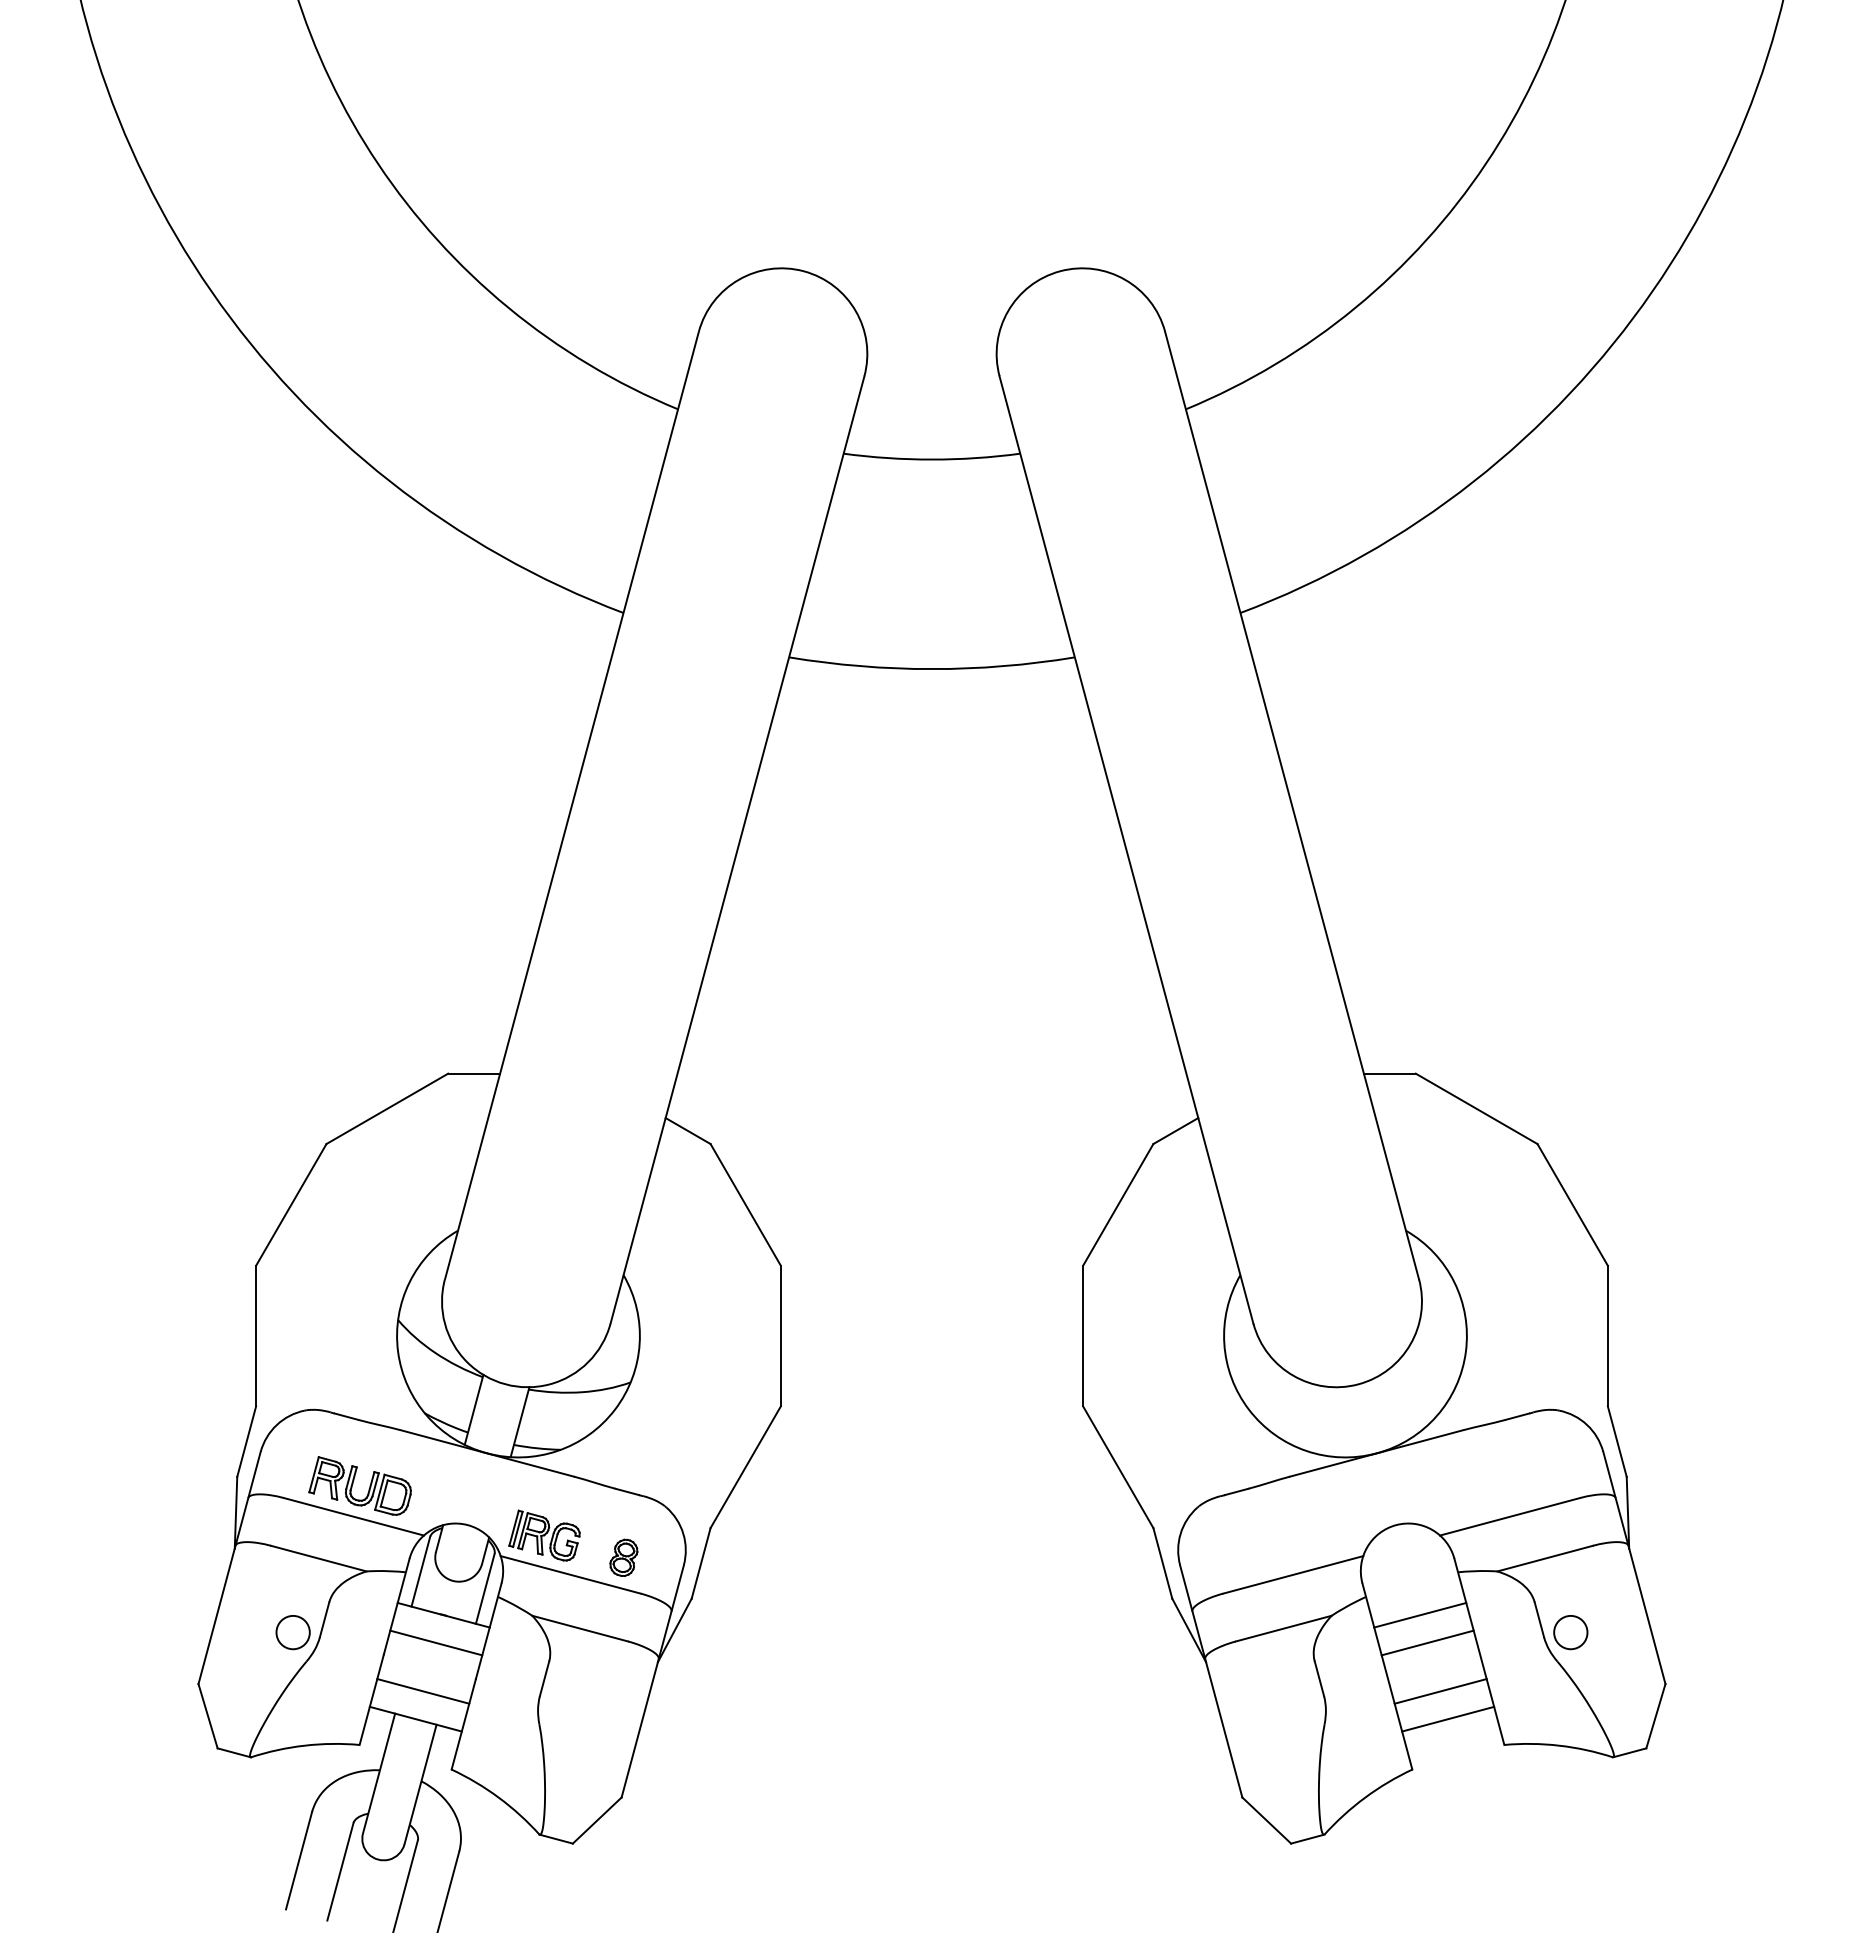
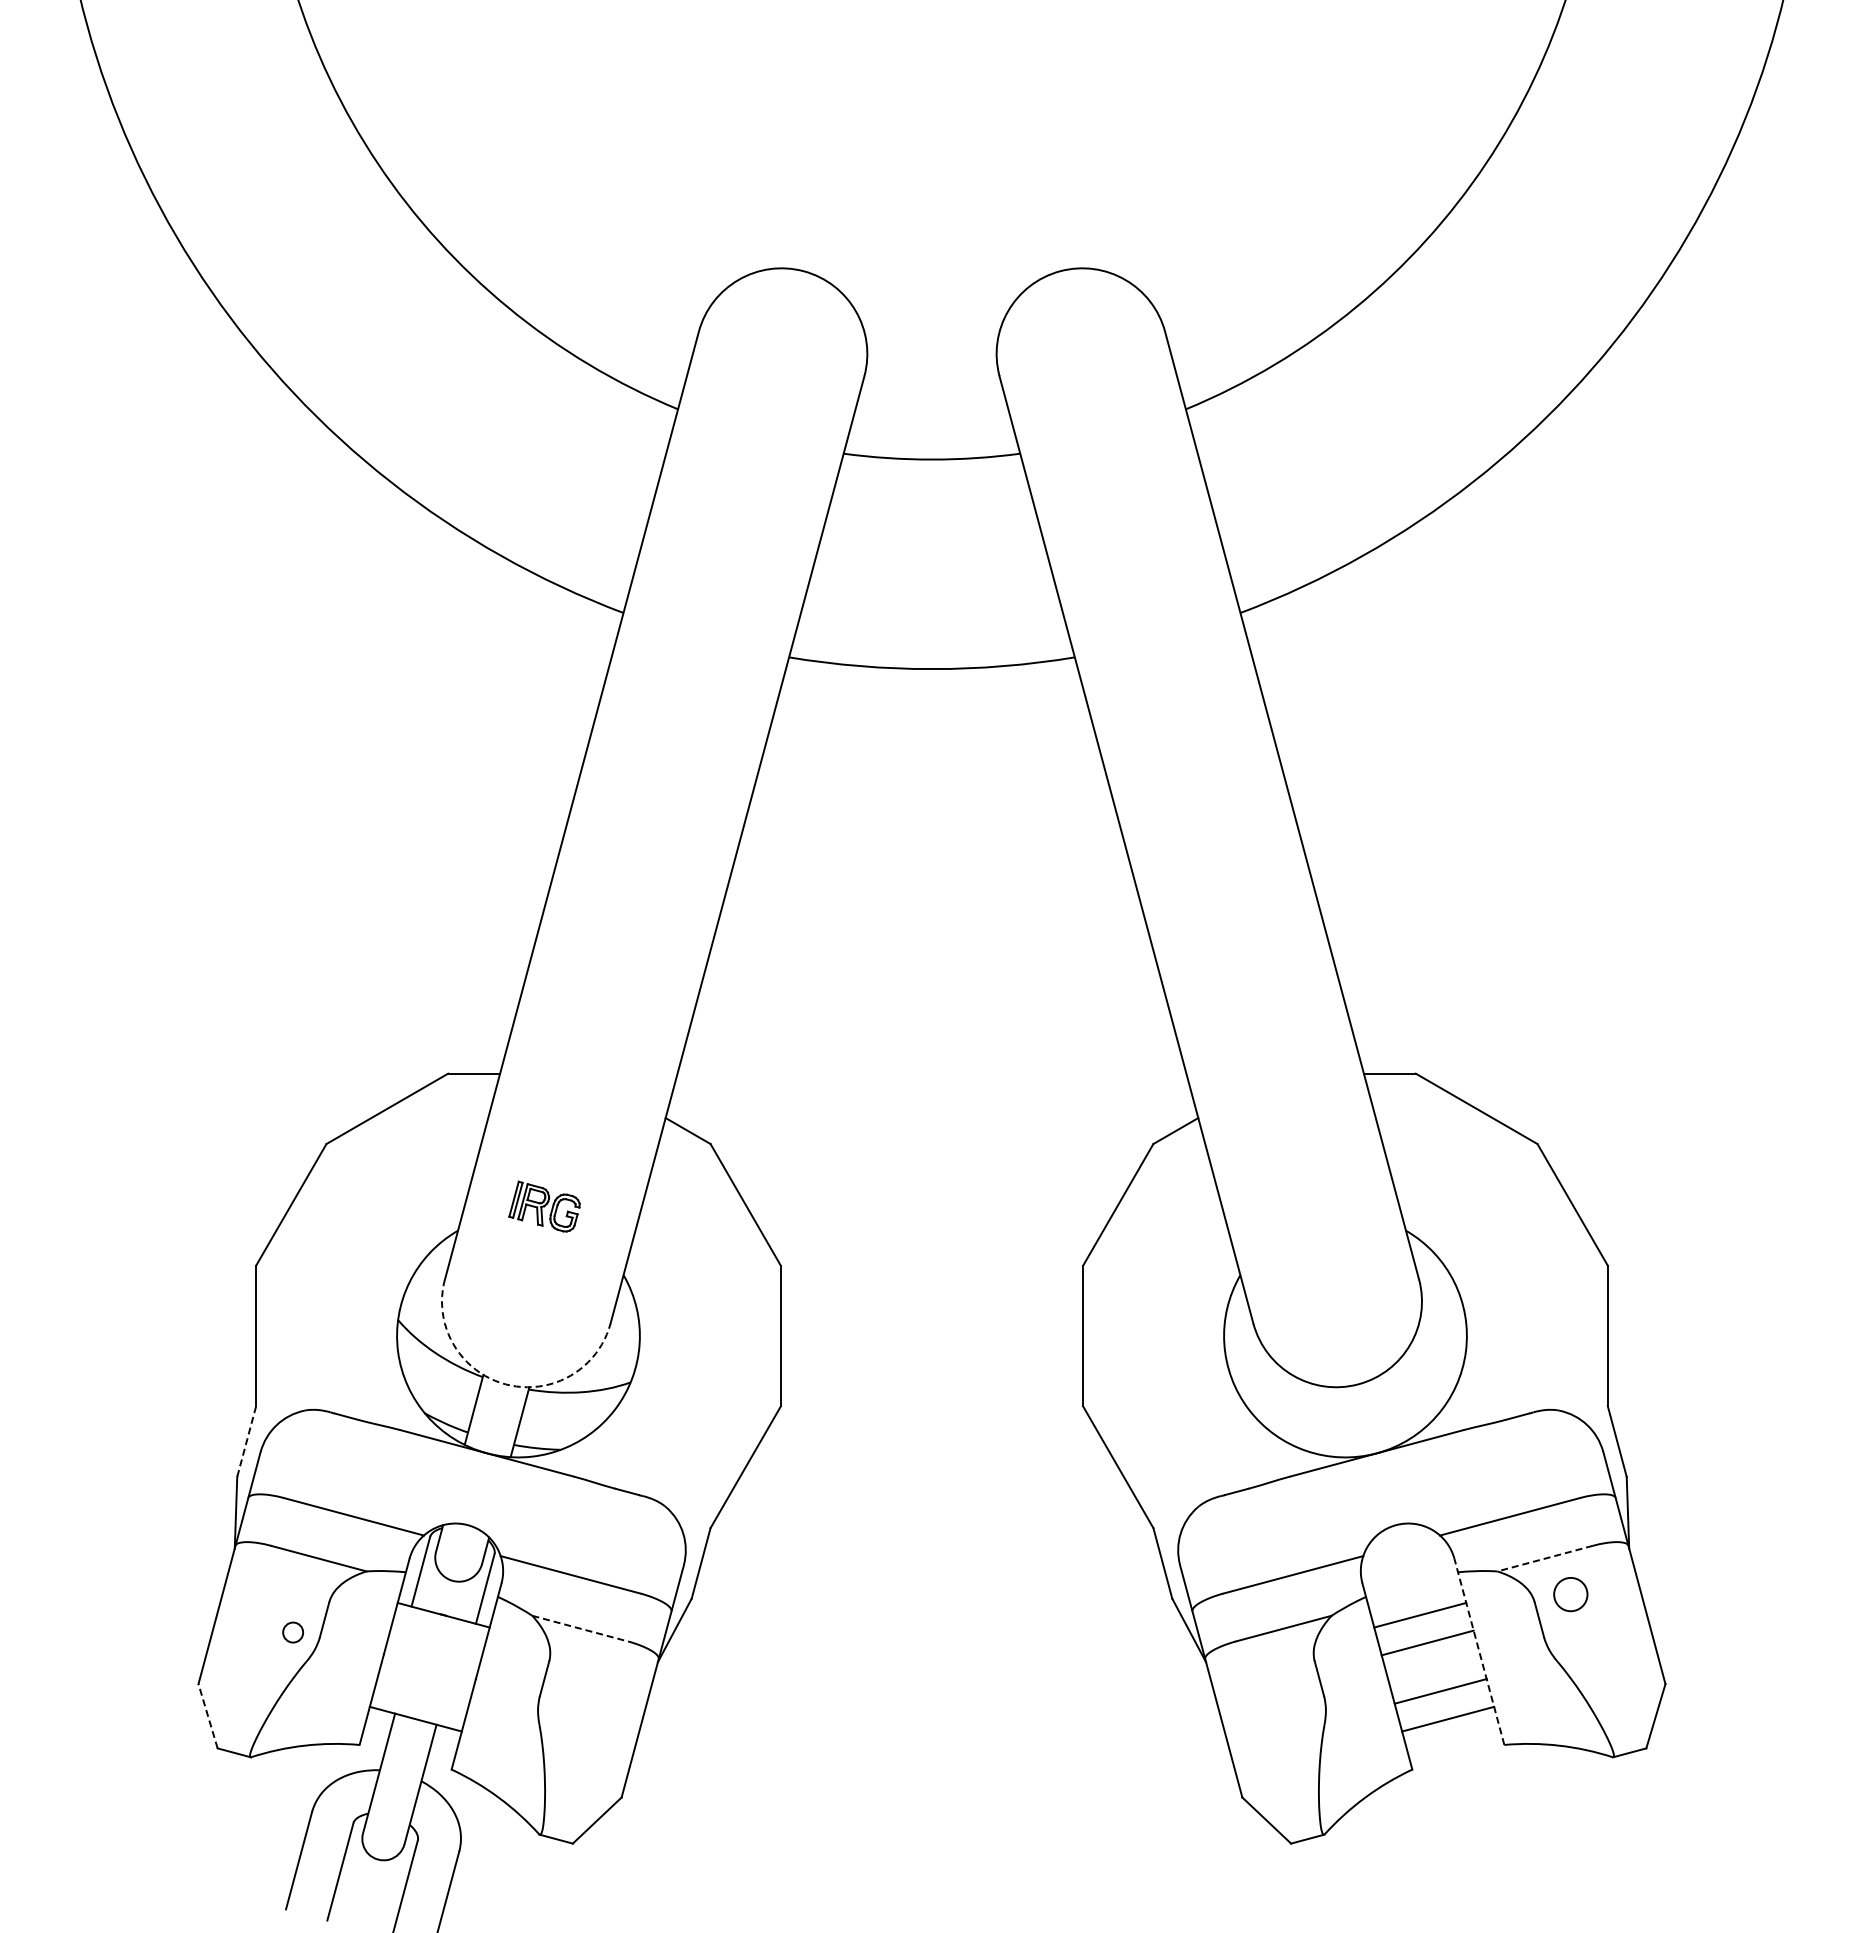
arc: solid -> dashed (505, 1384)
line: solid -> dashed (246, 1441)
part: present -> none (353, 1484)
part position: (544, 1535) -> (544, 1206) (544, 1206)
part: present -> none (623, 1557)
line: solid -> dashed (1544, 1558)
line: solid -> dashed (580, 1628)
circle diameter: 33 px -> 20 px (293, 1632)
circle position: (1570, 1632) -> (1570, 1594) (1570, 1594)
line: present -> none (436, 1642)
line: solid -> dashed (1479, 1651)
line: present -> none (423, 1691)
line: solid -> dashed (208, 1716)
